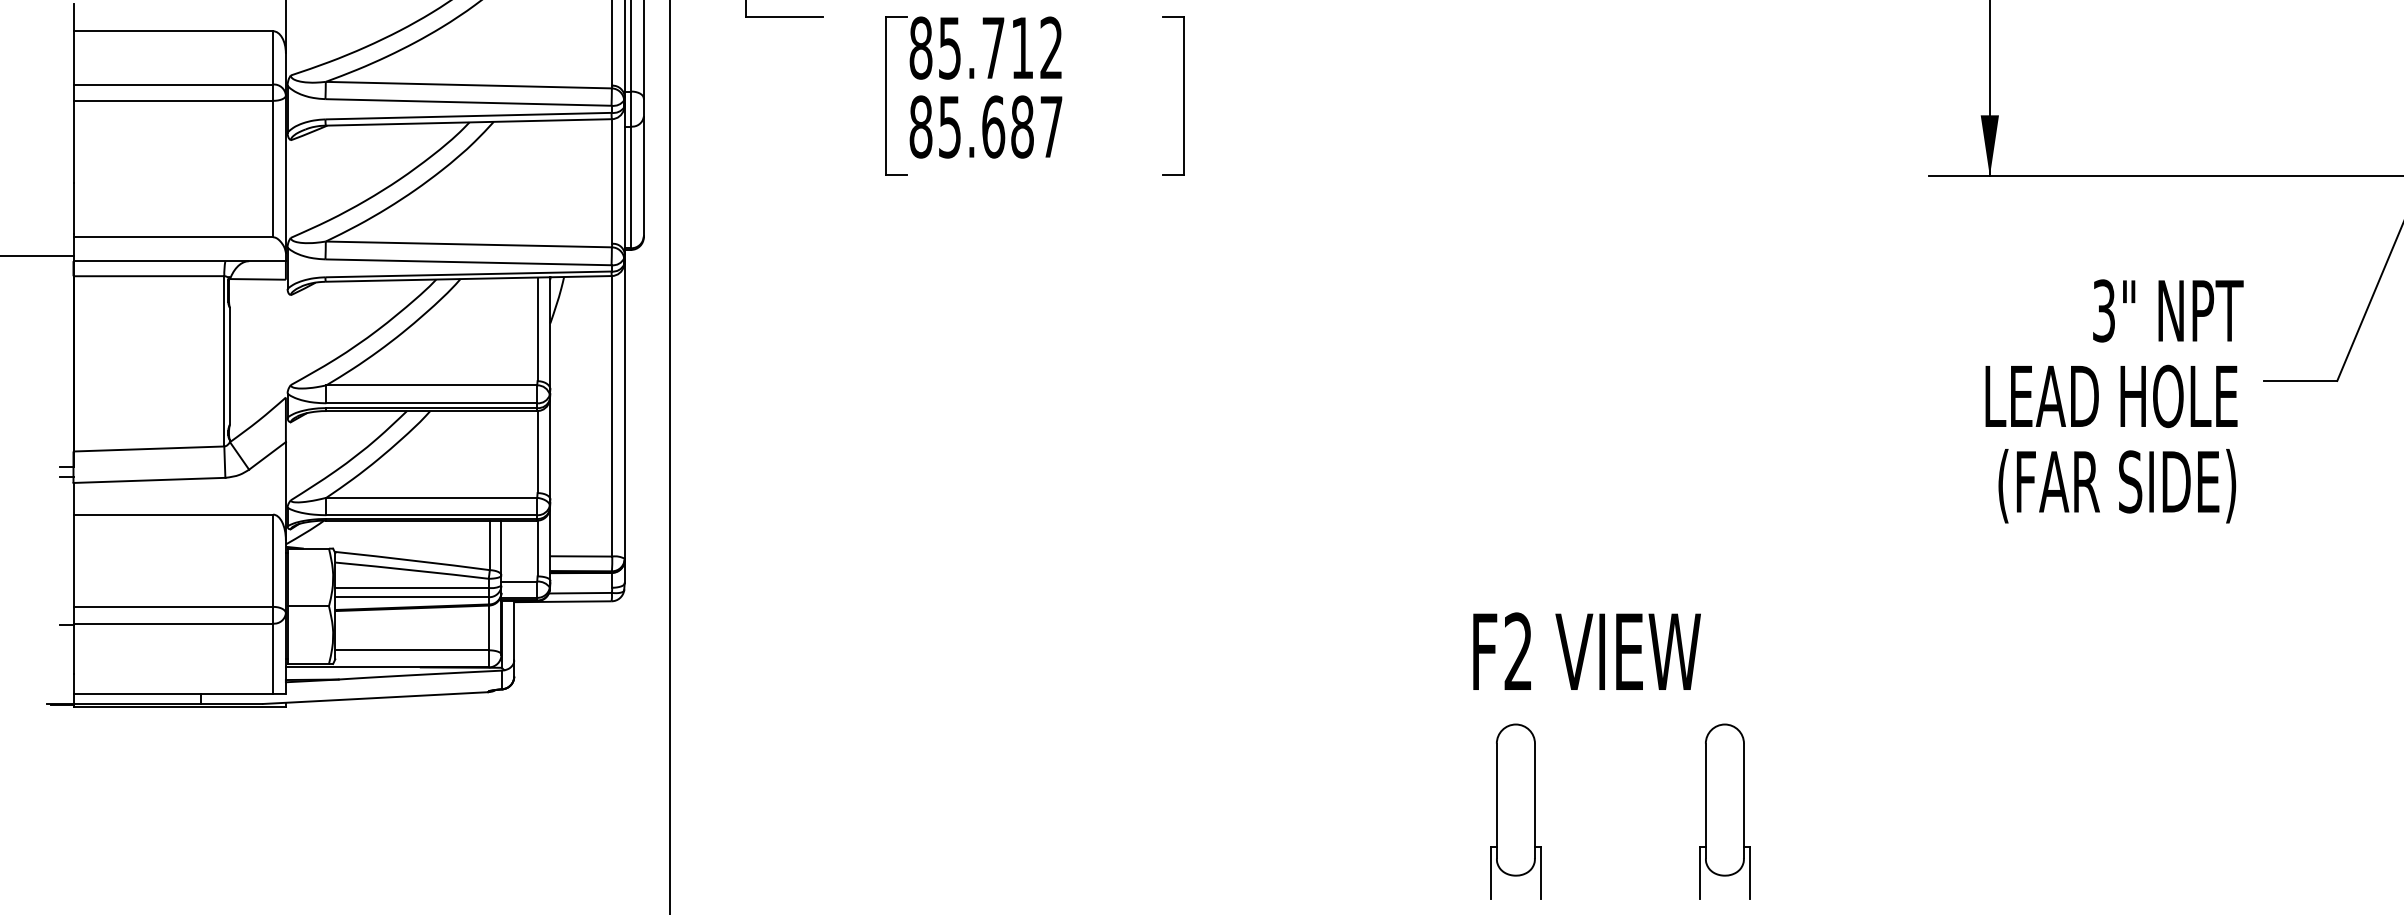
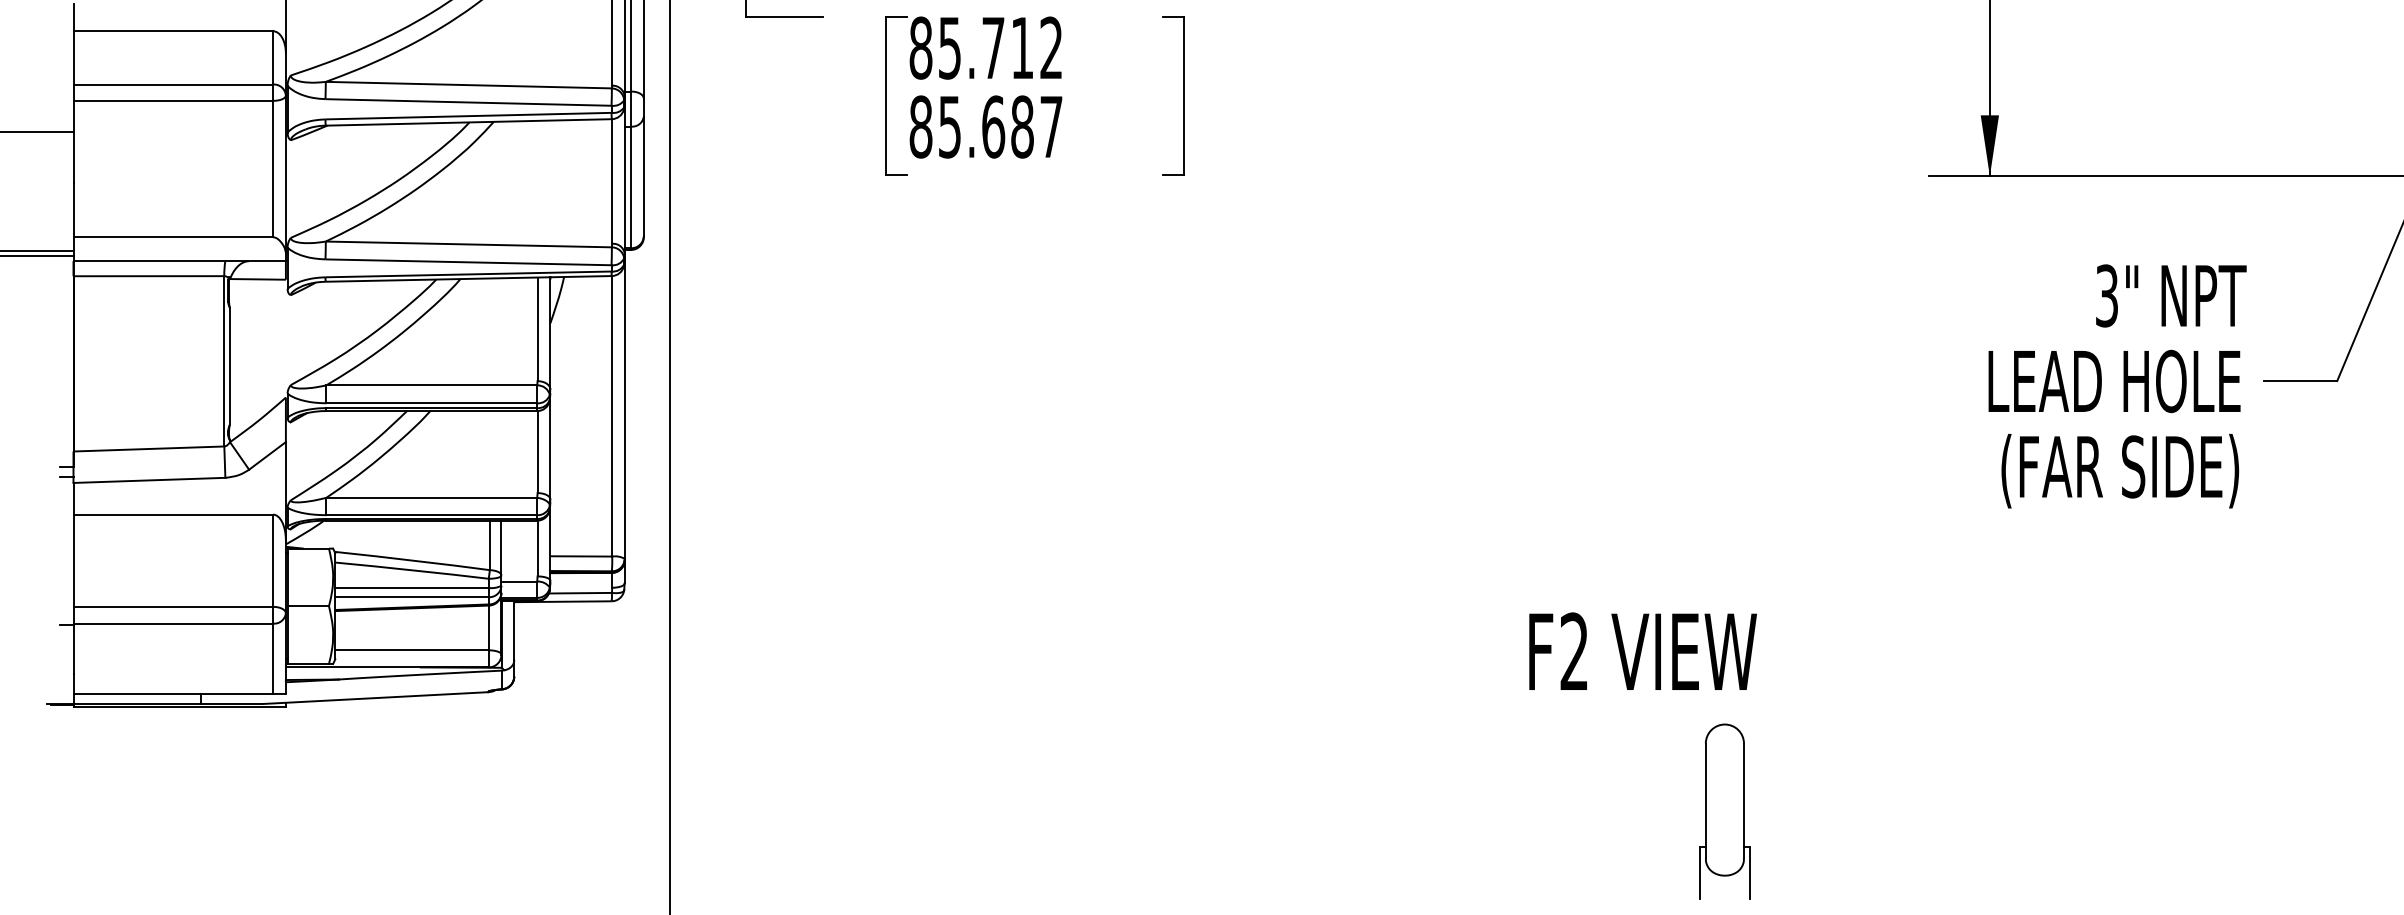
line: none -> present (37, 131)
line: none -> present (37, 251)
text position: (2114, 401) -> (2117, 386) (2117, 386)
text position: (1586, 650) -> (1642, 650) (1642, 650)
part: present -> none (1515, 811)
